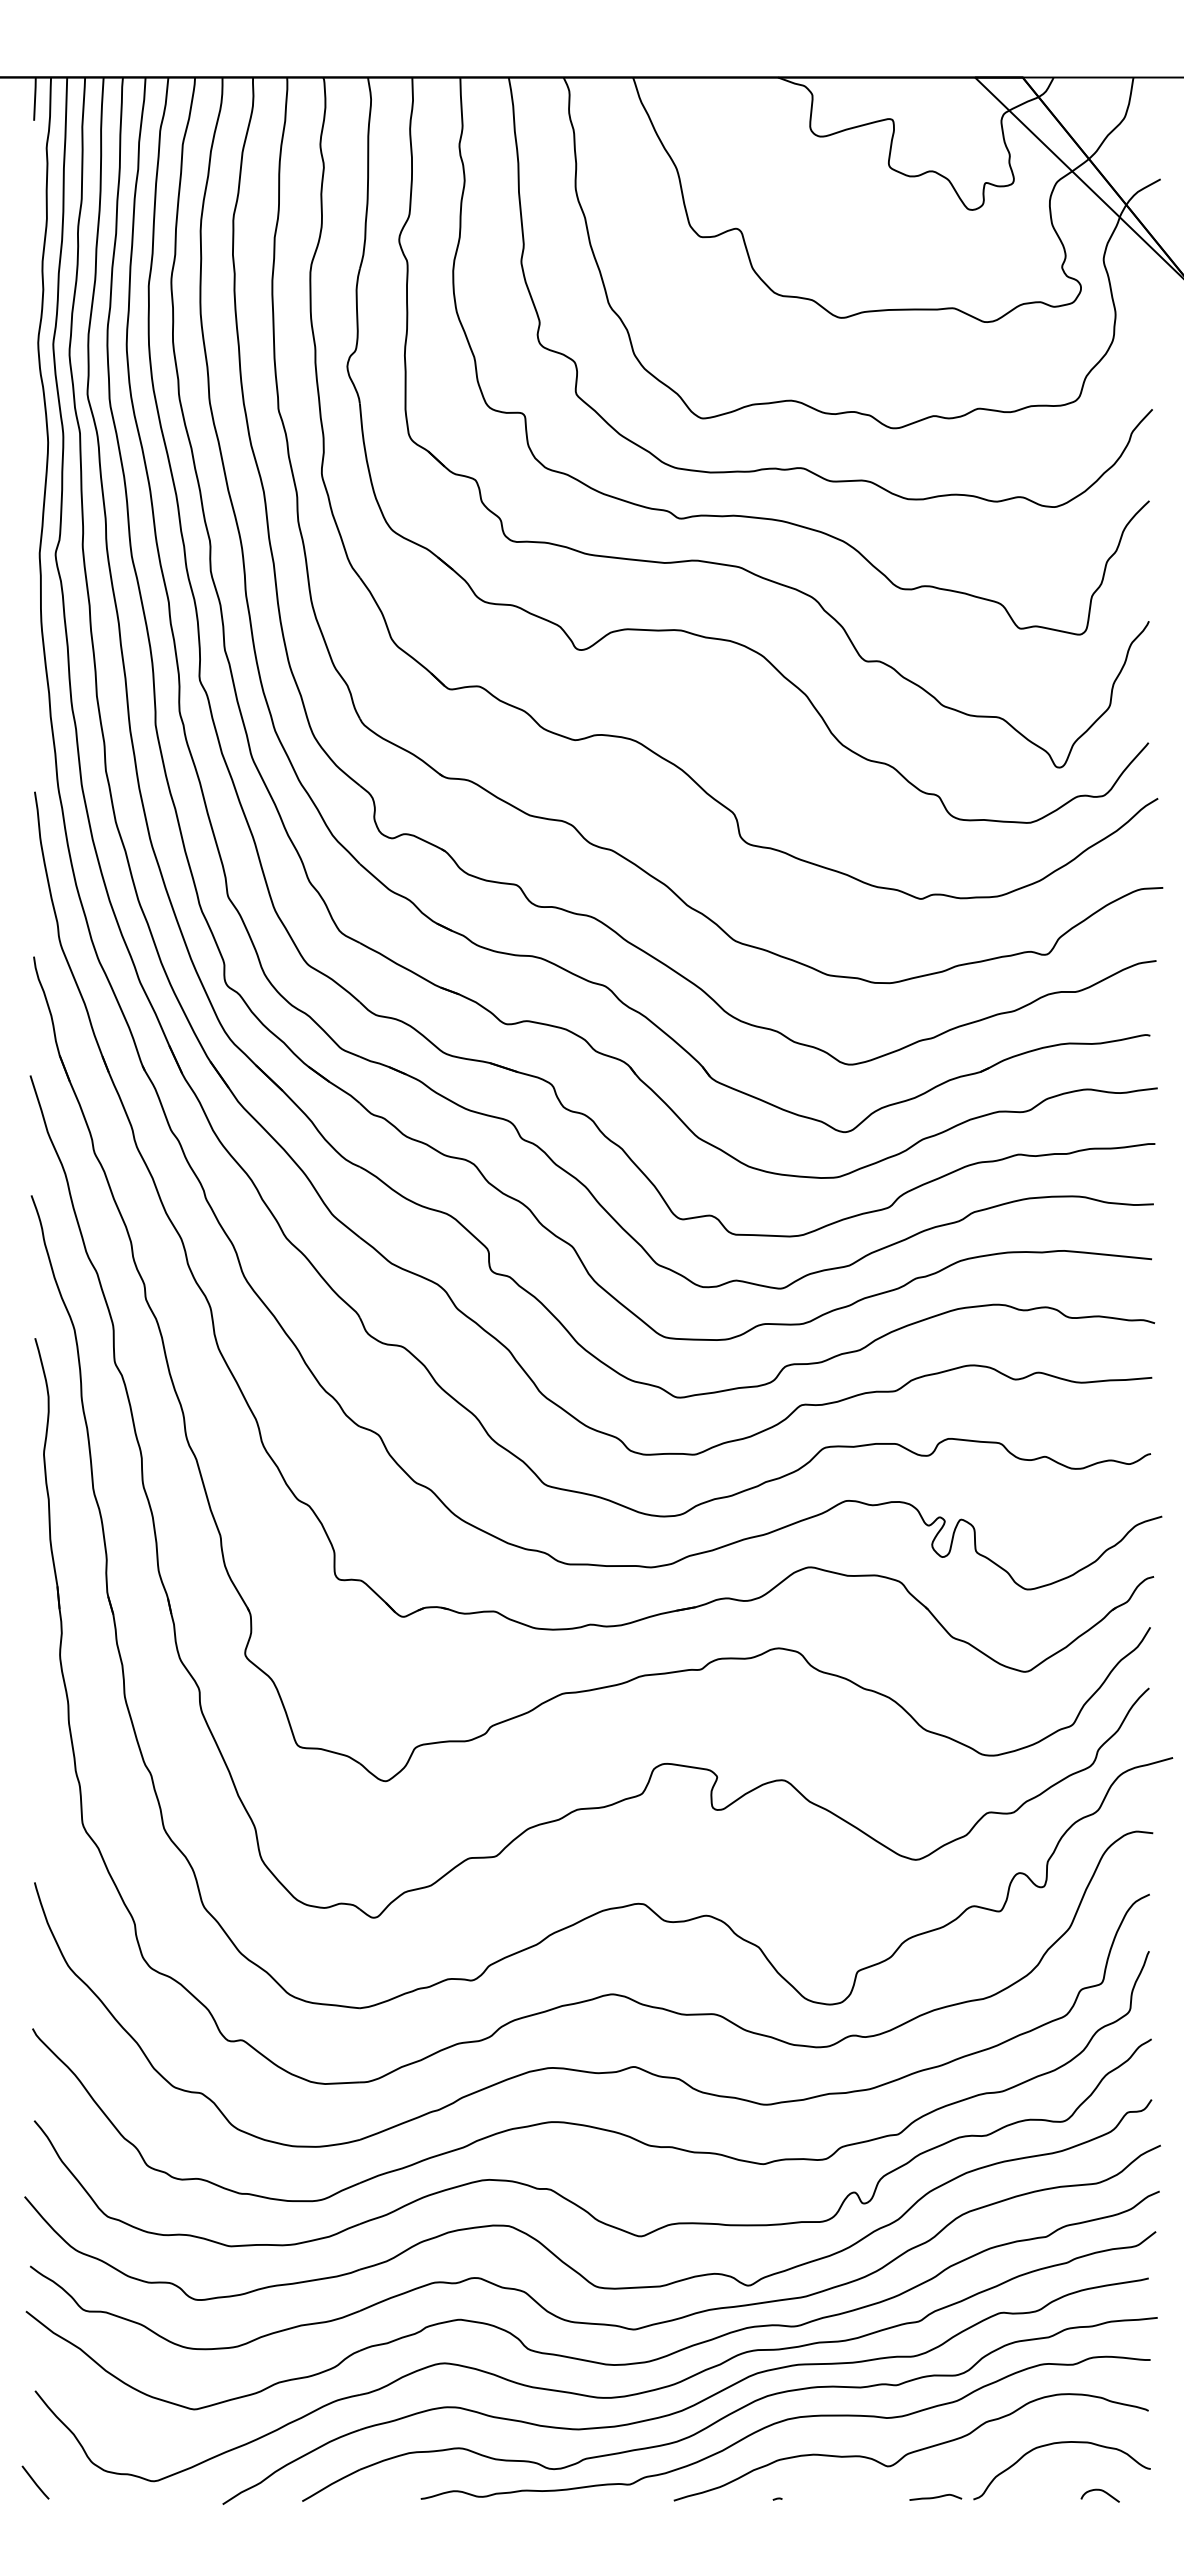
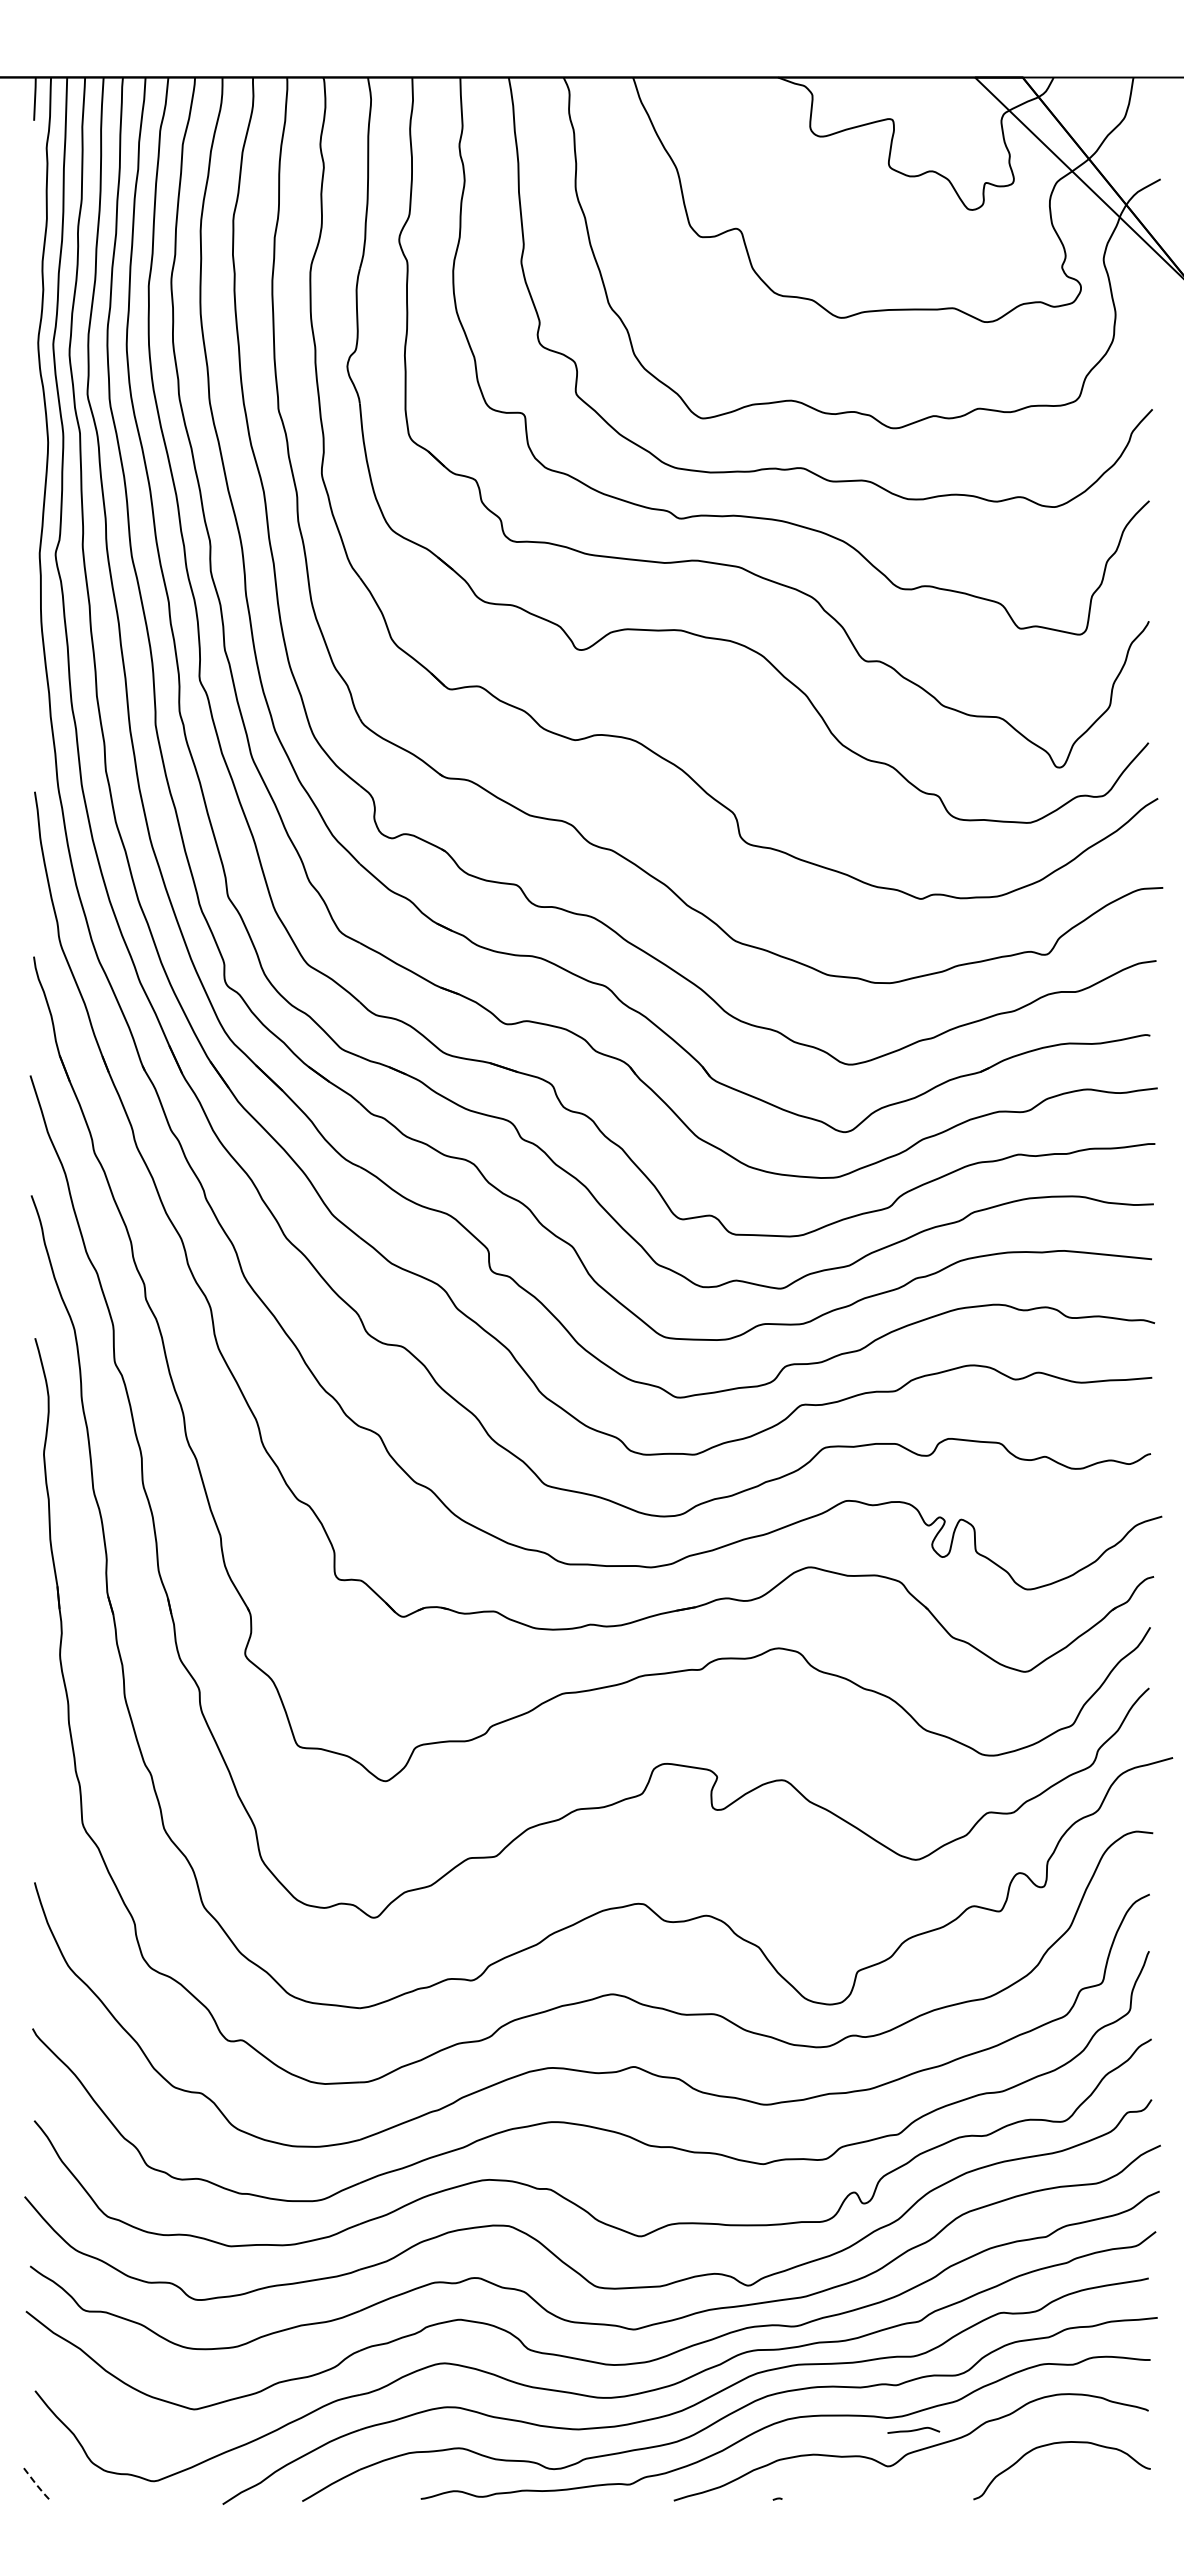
line: solid -> dashed (35, 2483)
curve: present -> none (1101, 2491)
curve position: (935, 2496) -> (913, 2429) (913, 2429)
